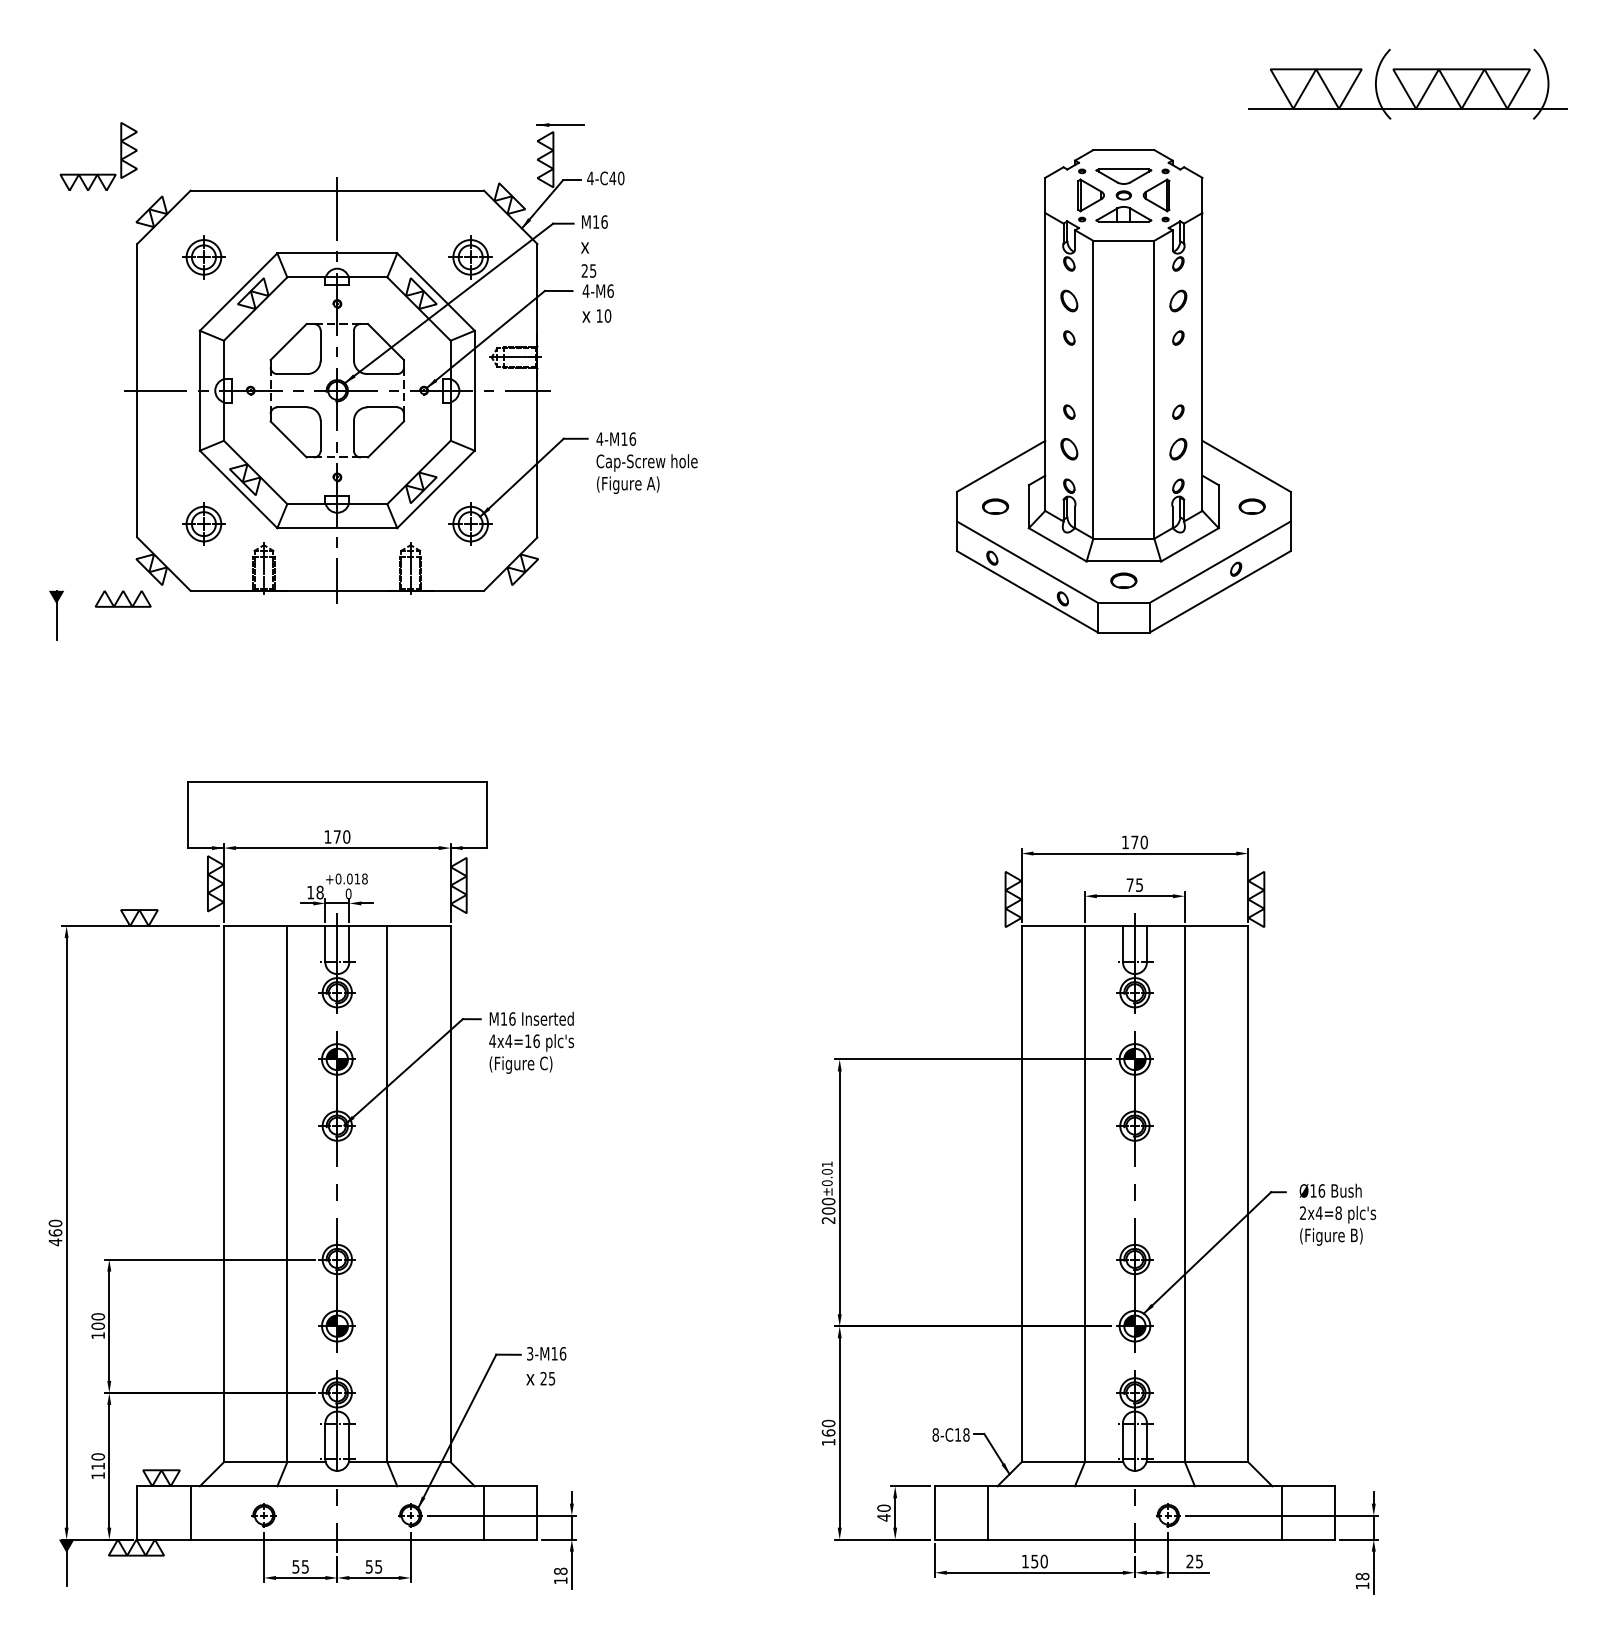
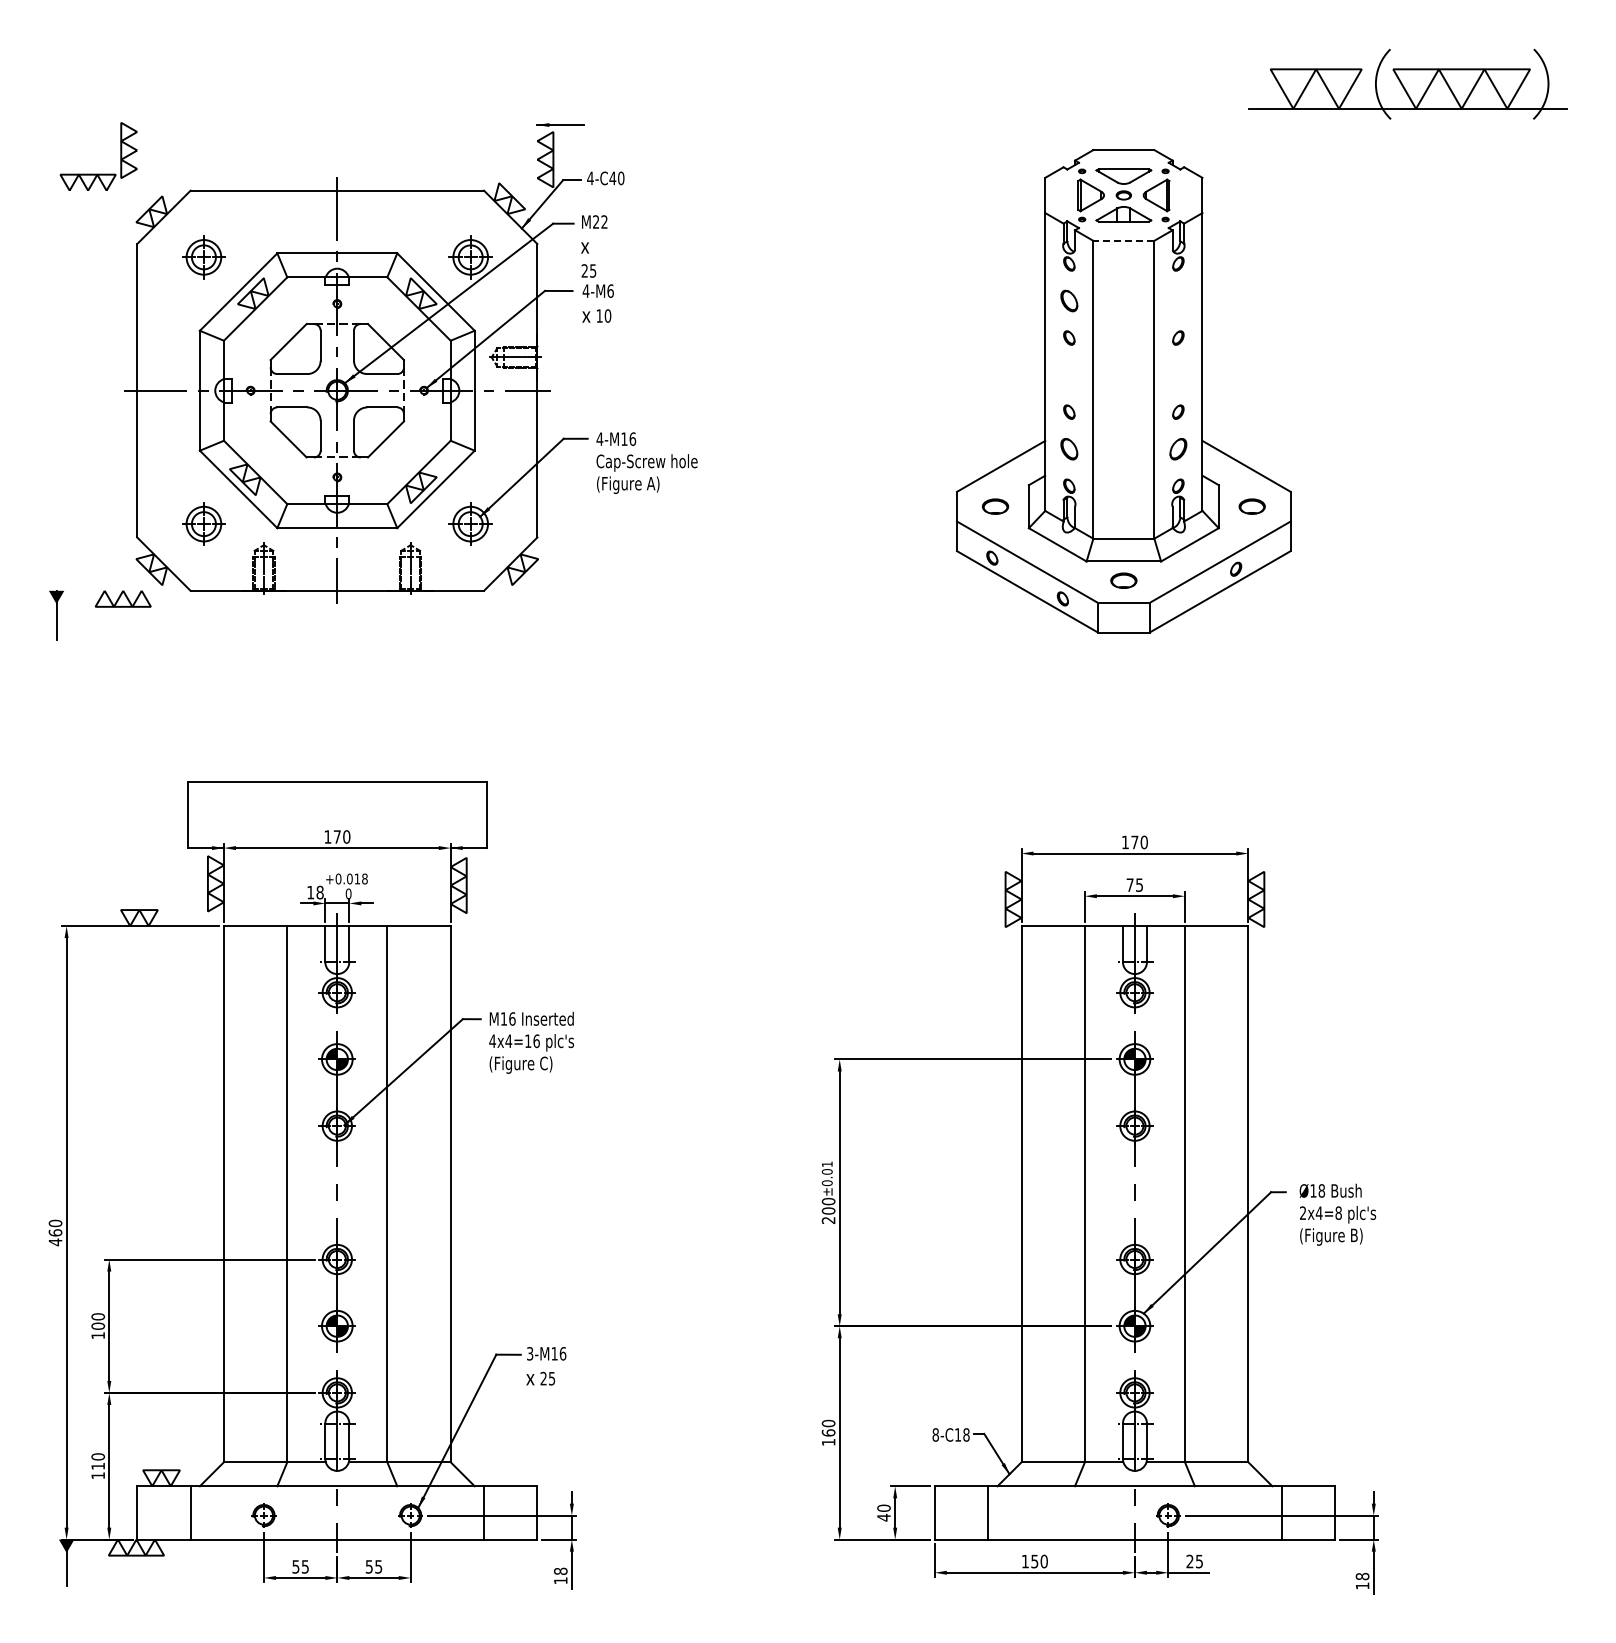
text: M16 -> M22 (600, 221)
line: solid -> dashed (1123, 240)
part: present -> none (1178, 300)
text: Ø16 -> Ø18 (1321, 1190)
